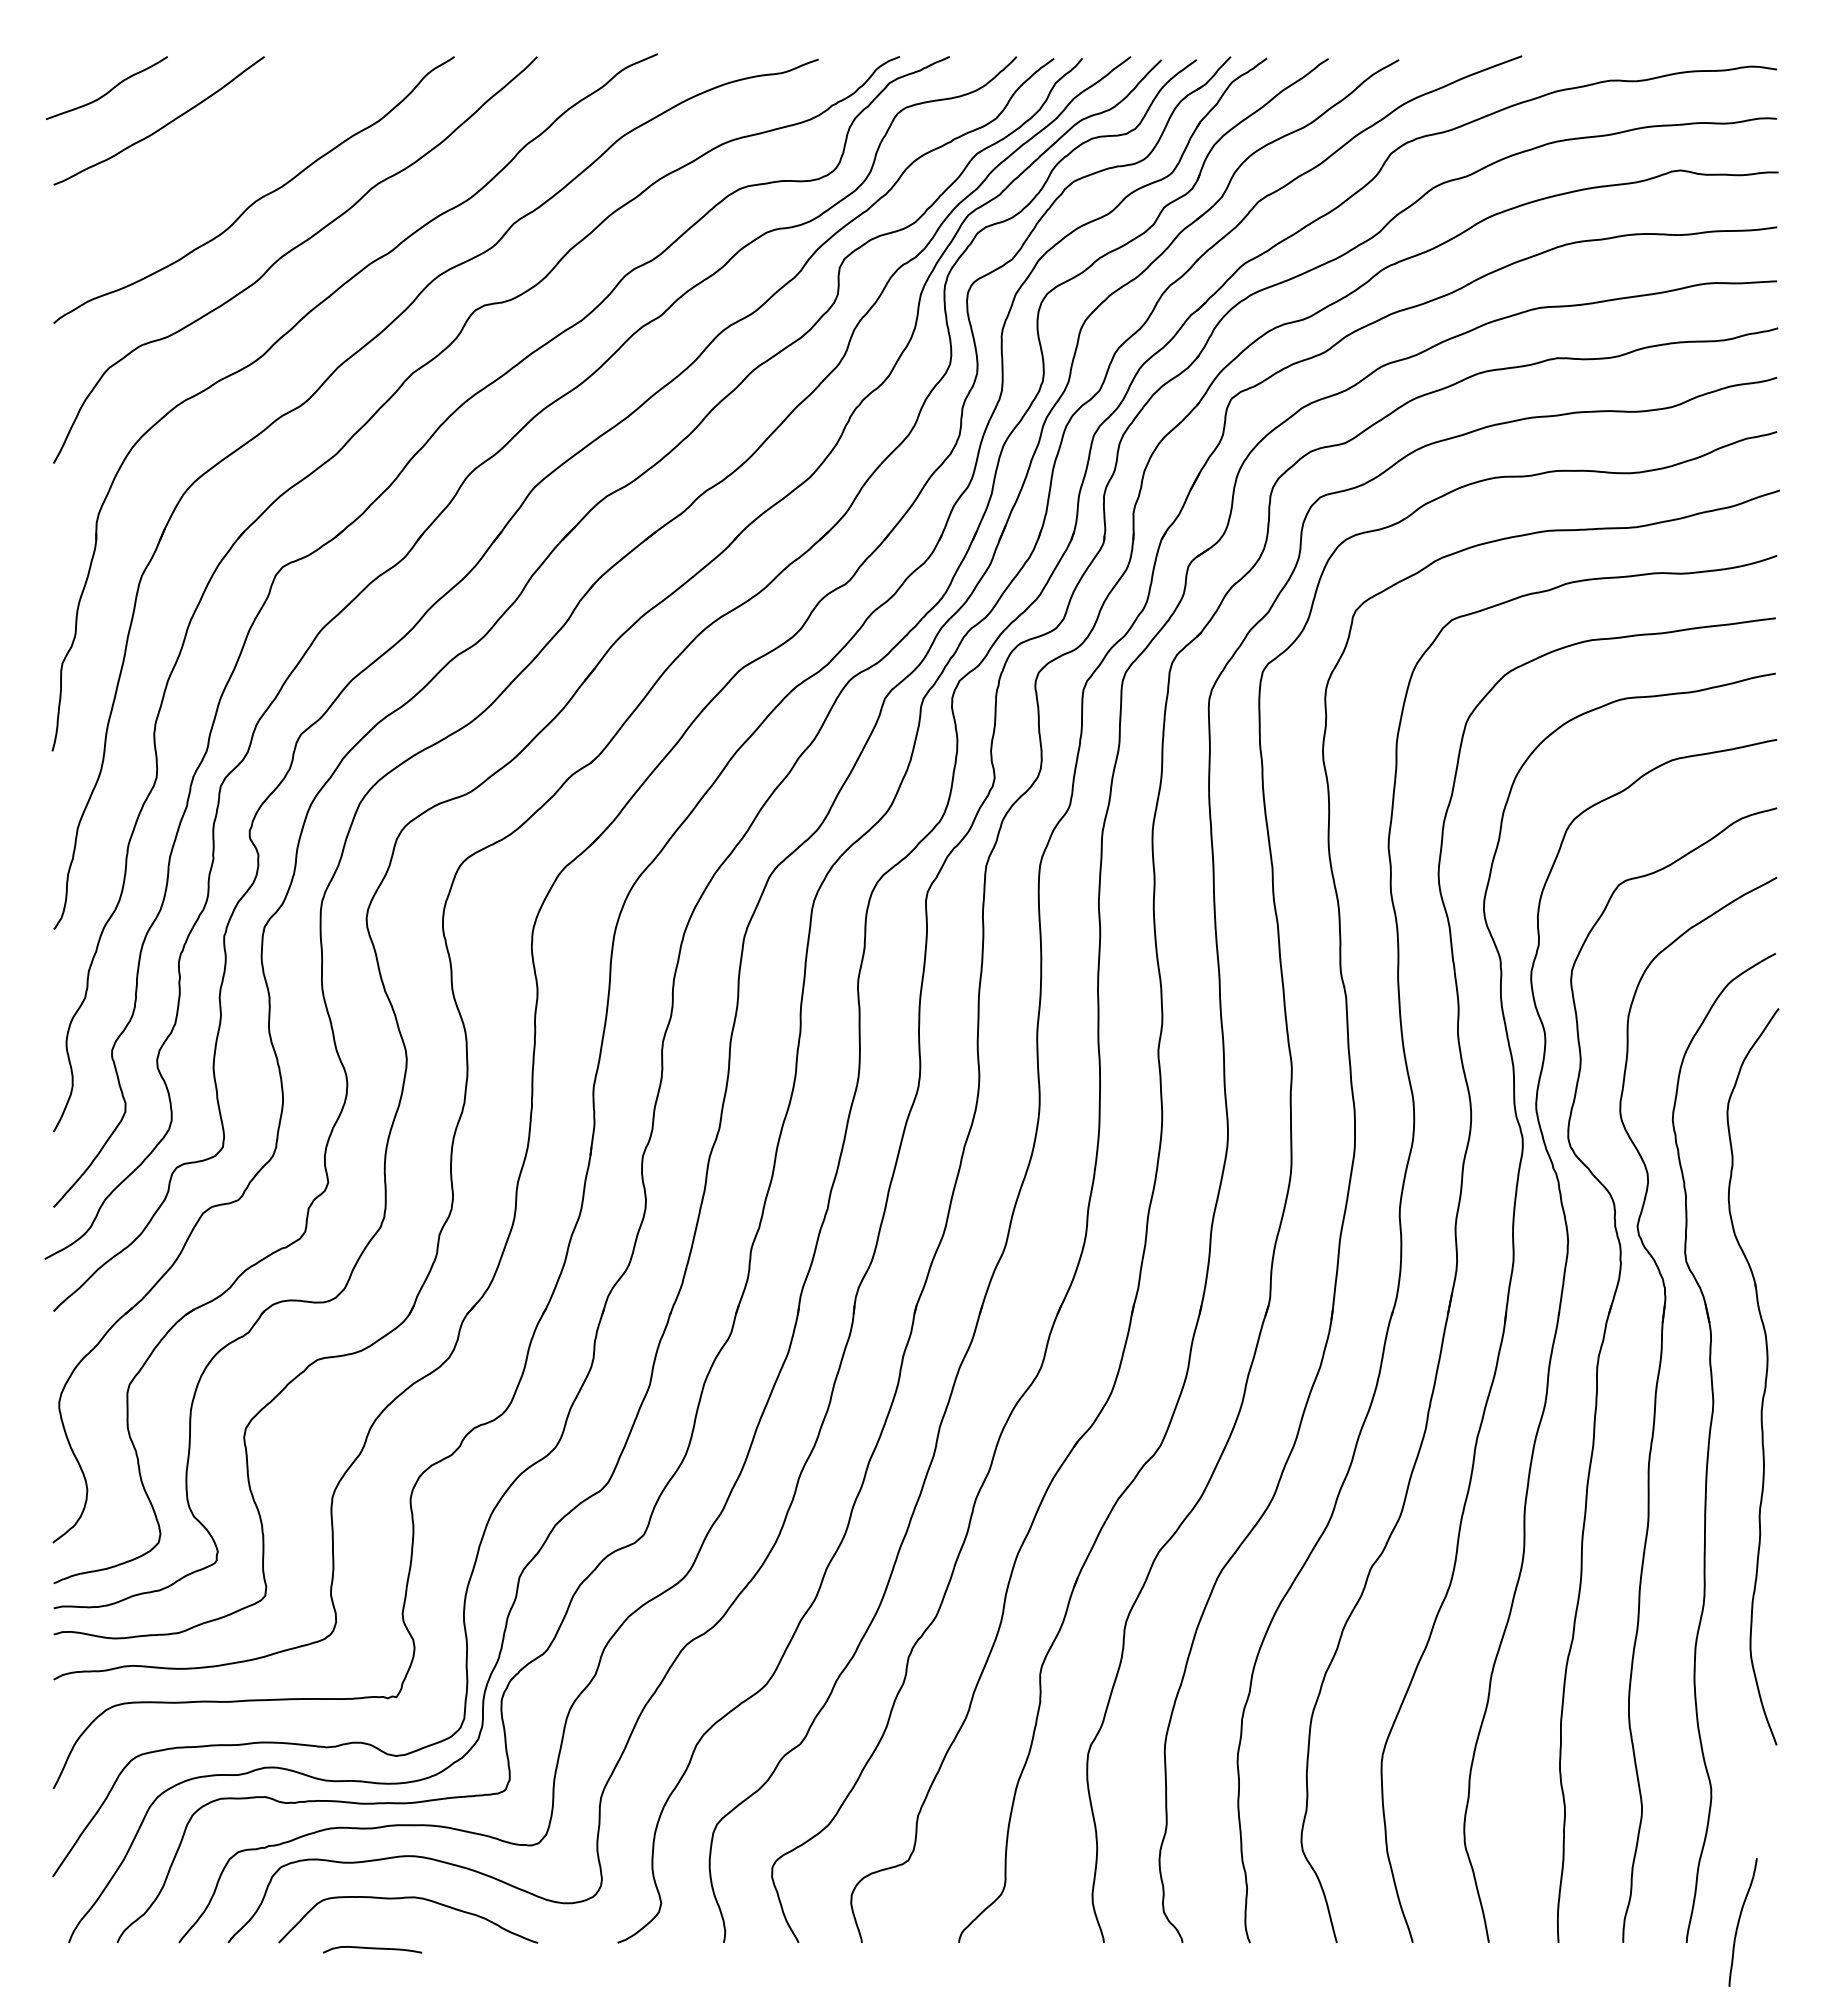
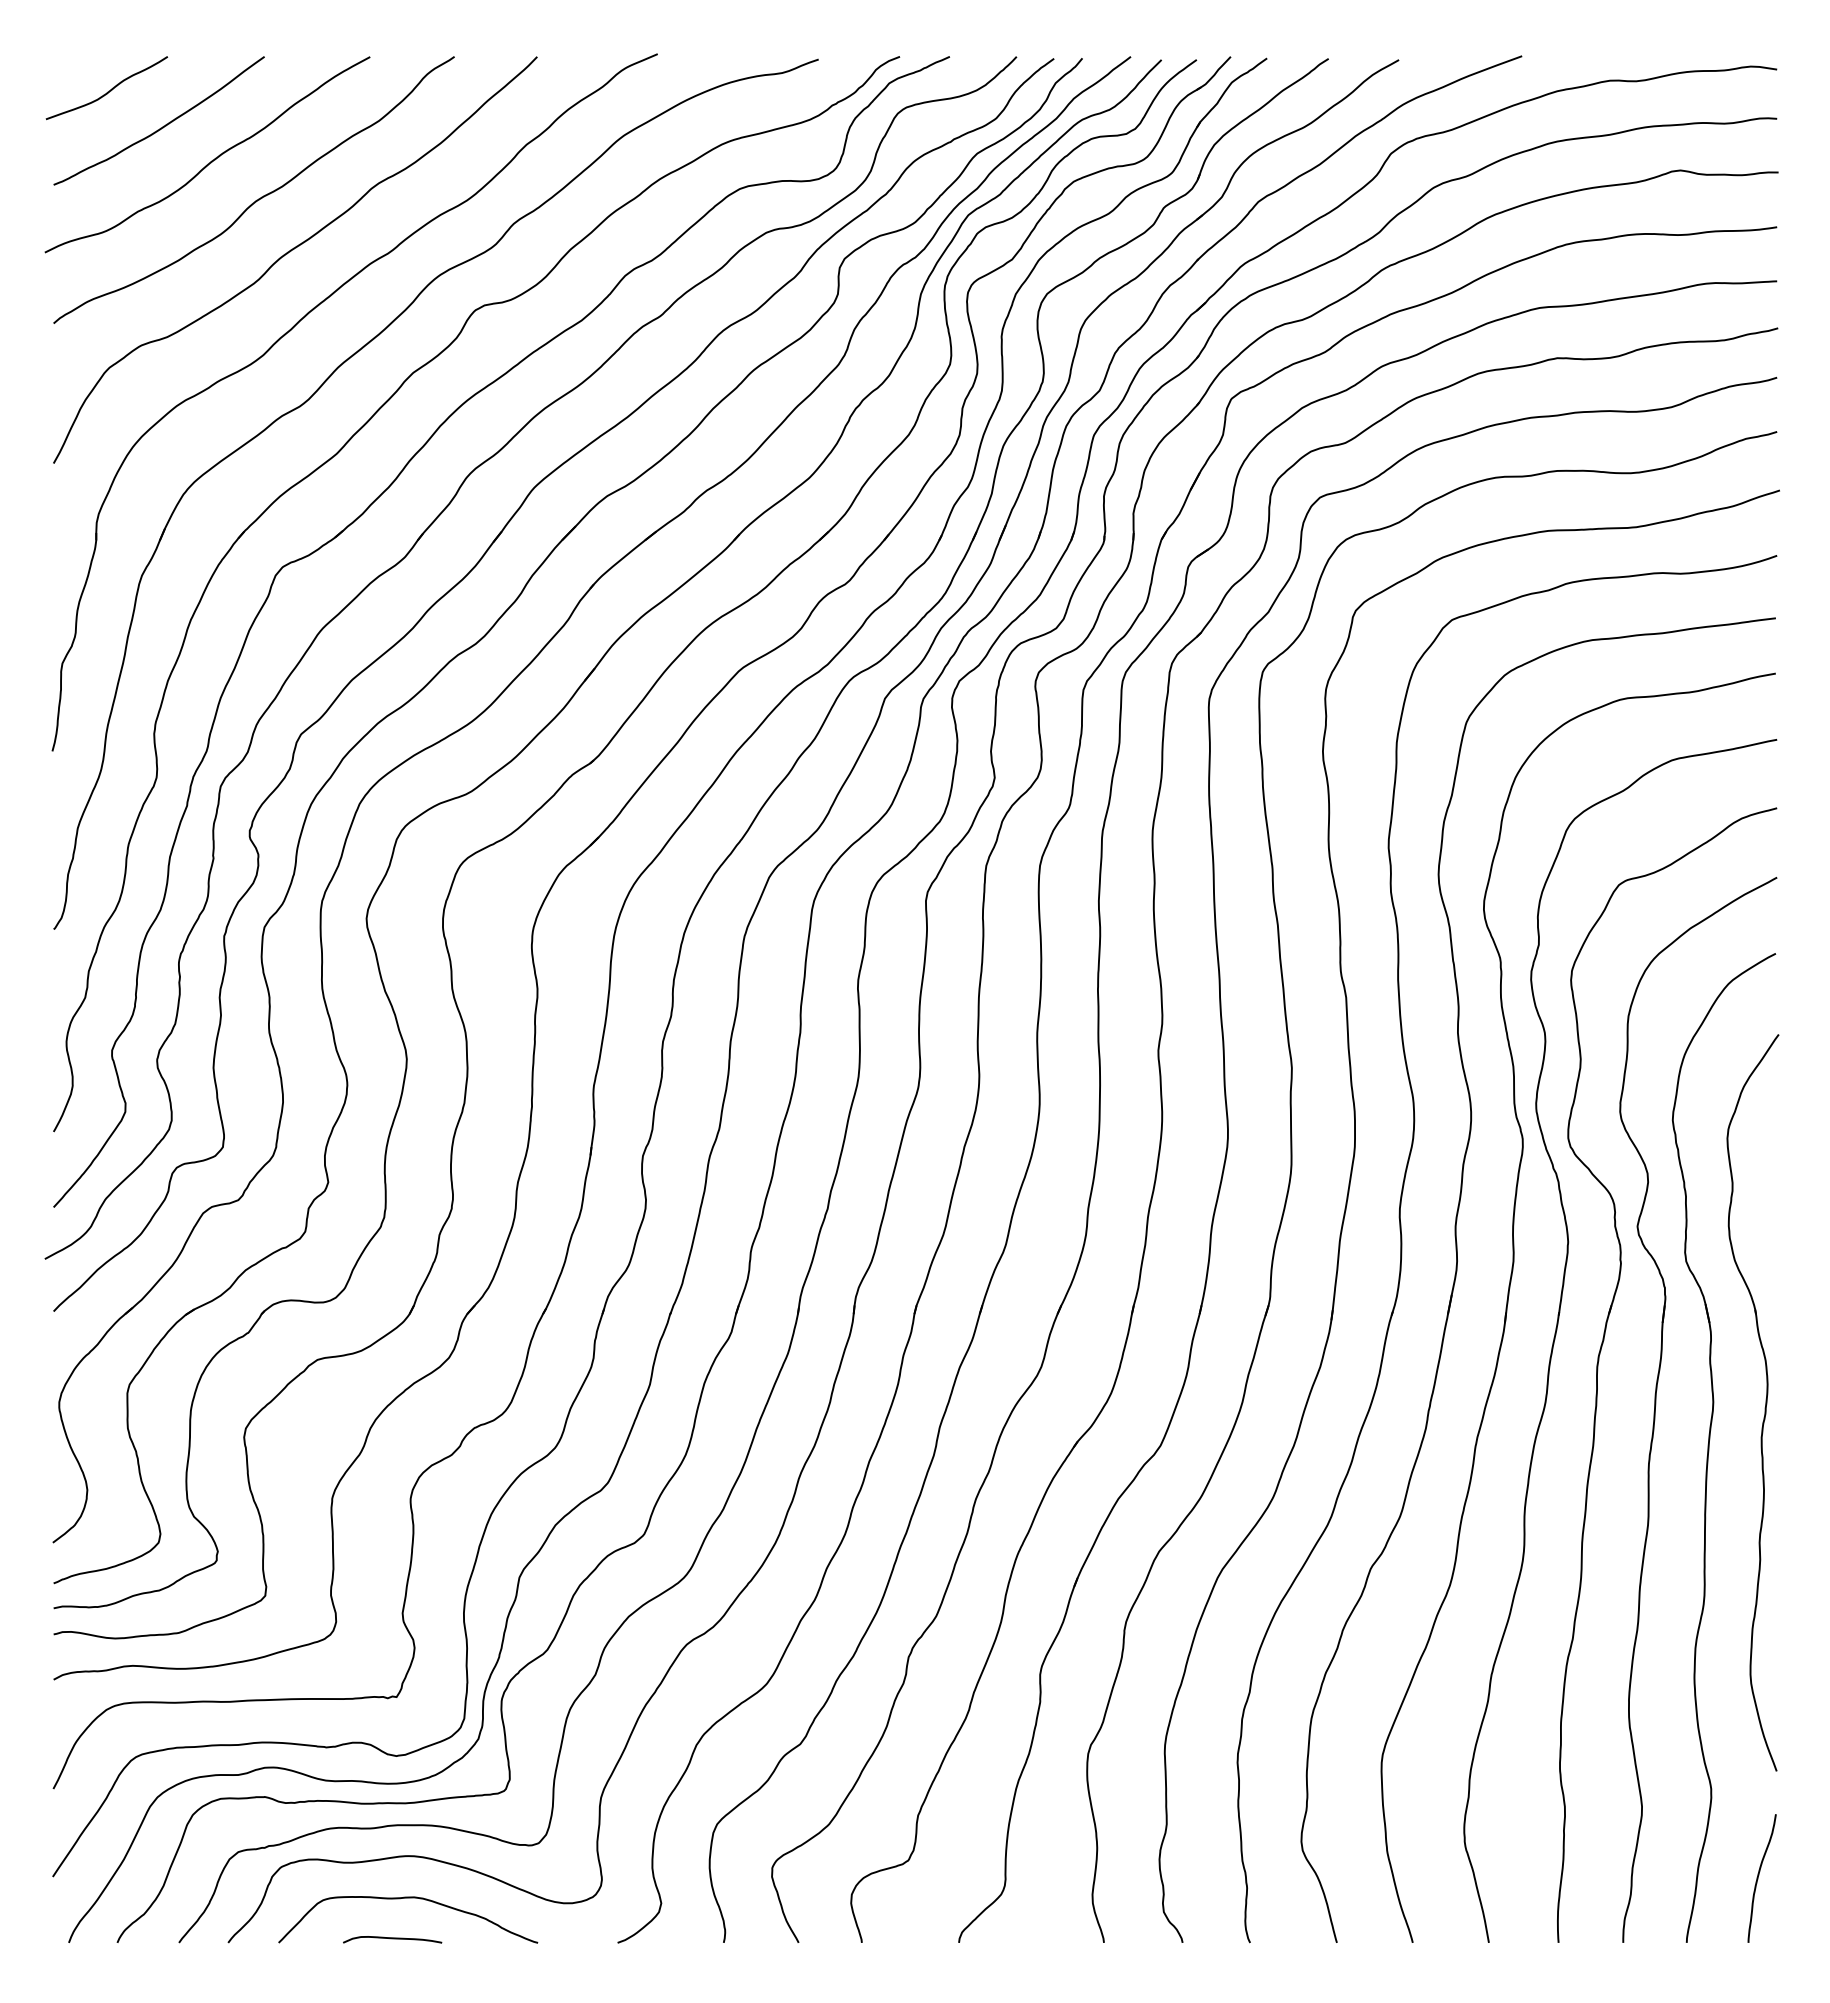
curve: none -> present (211, 160)
part position: (1765, 1376) -> (1765, 1402) (1765, 1402)
curve position: (1739, 1922) -> (1758, 1878) (1758, 1878)
curve position: (372, 1949) -> (392, 1939) (392, 1939)
